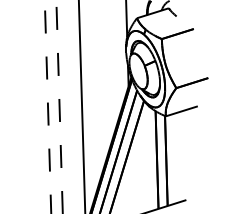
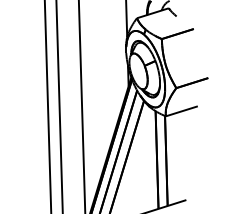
line: dashed -> solid (48, 106)
line: dashed -> solid (59, 106)
